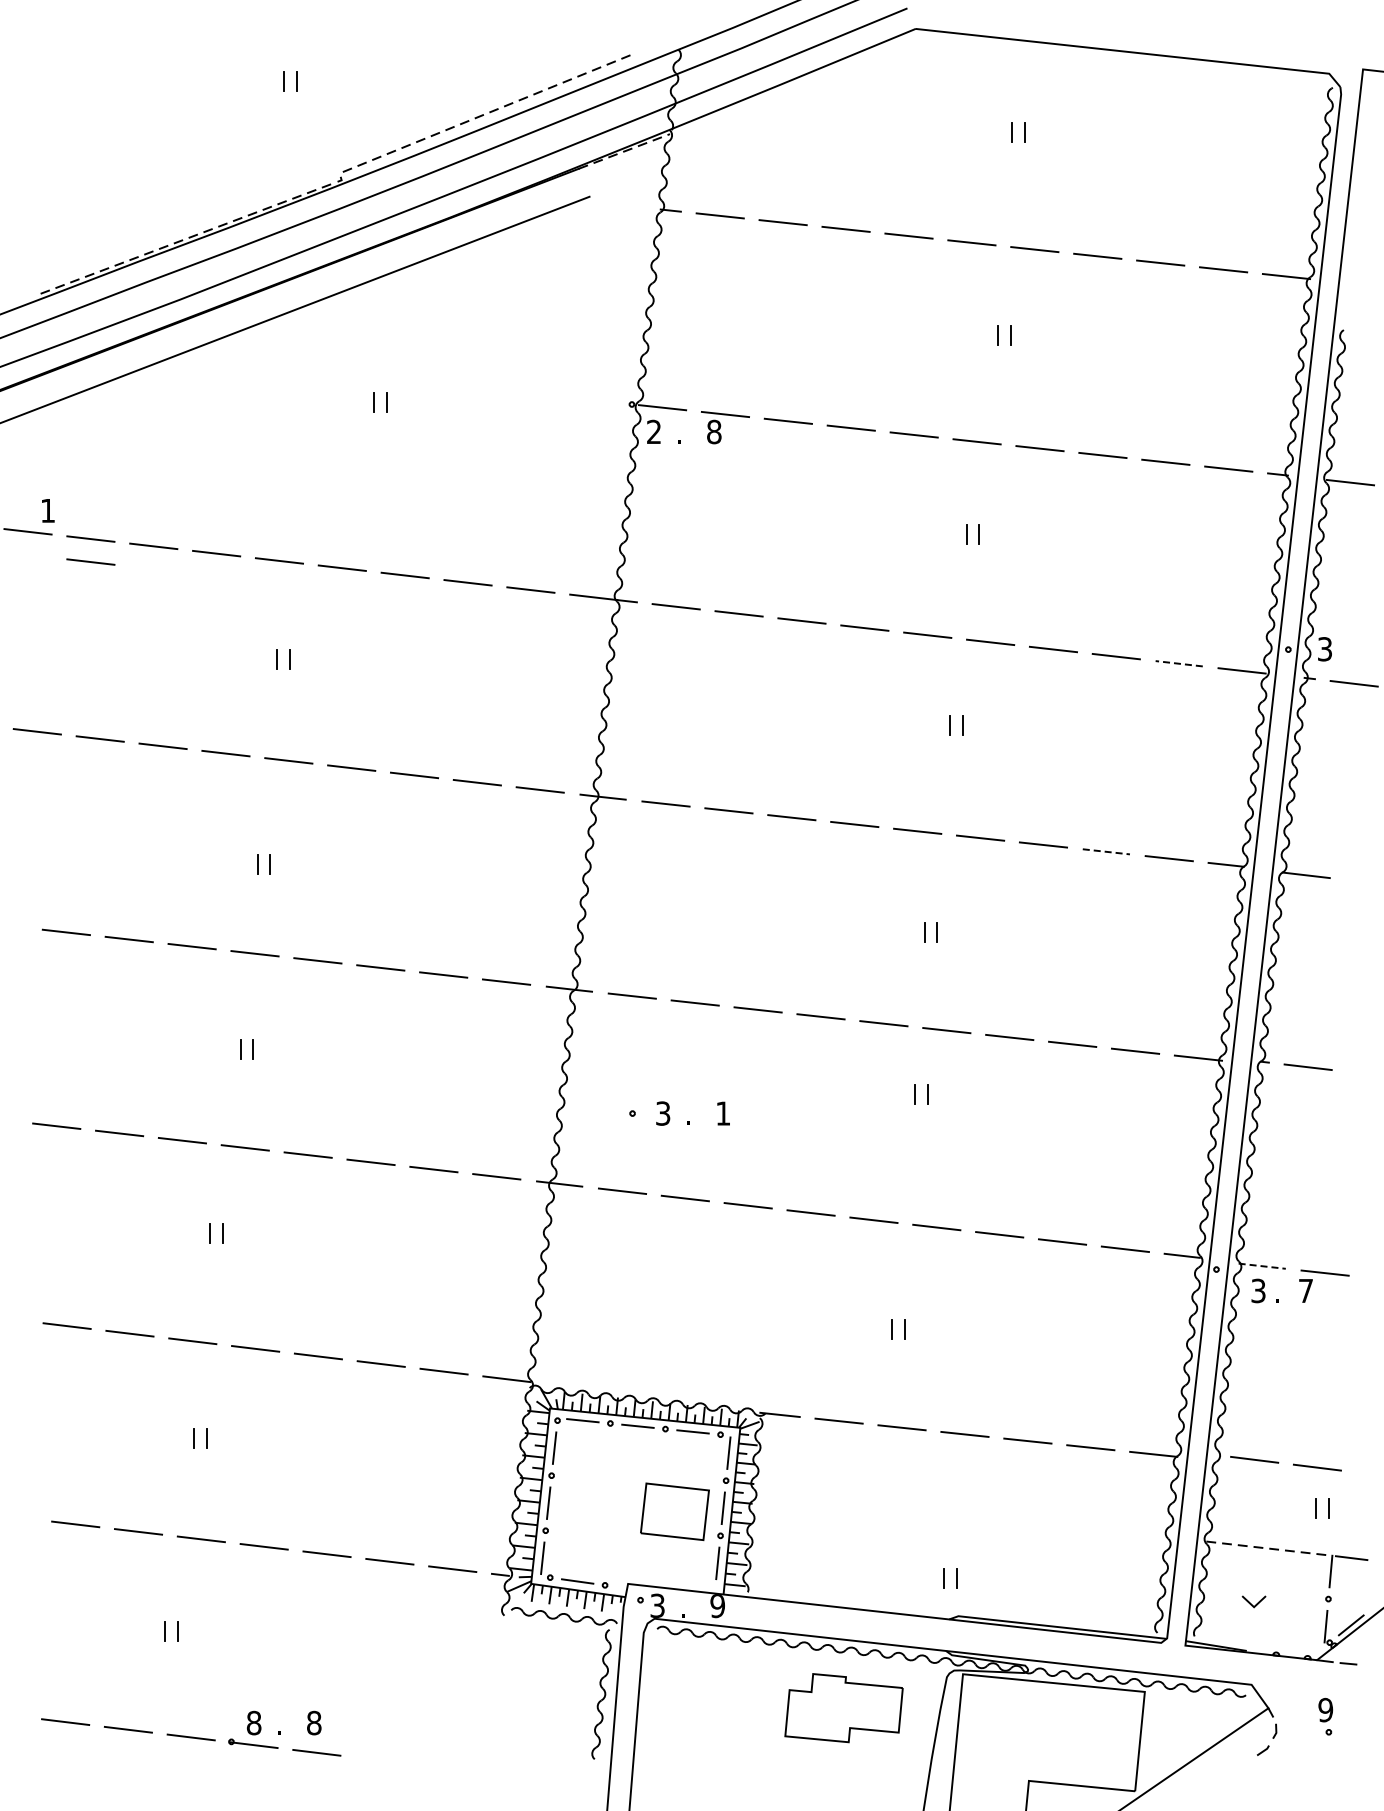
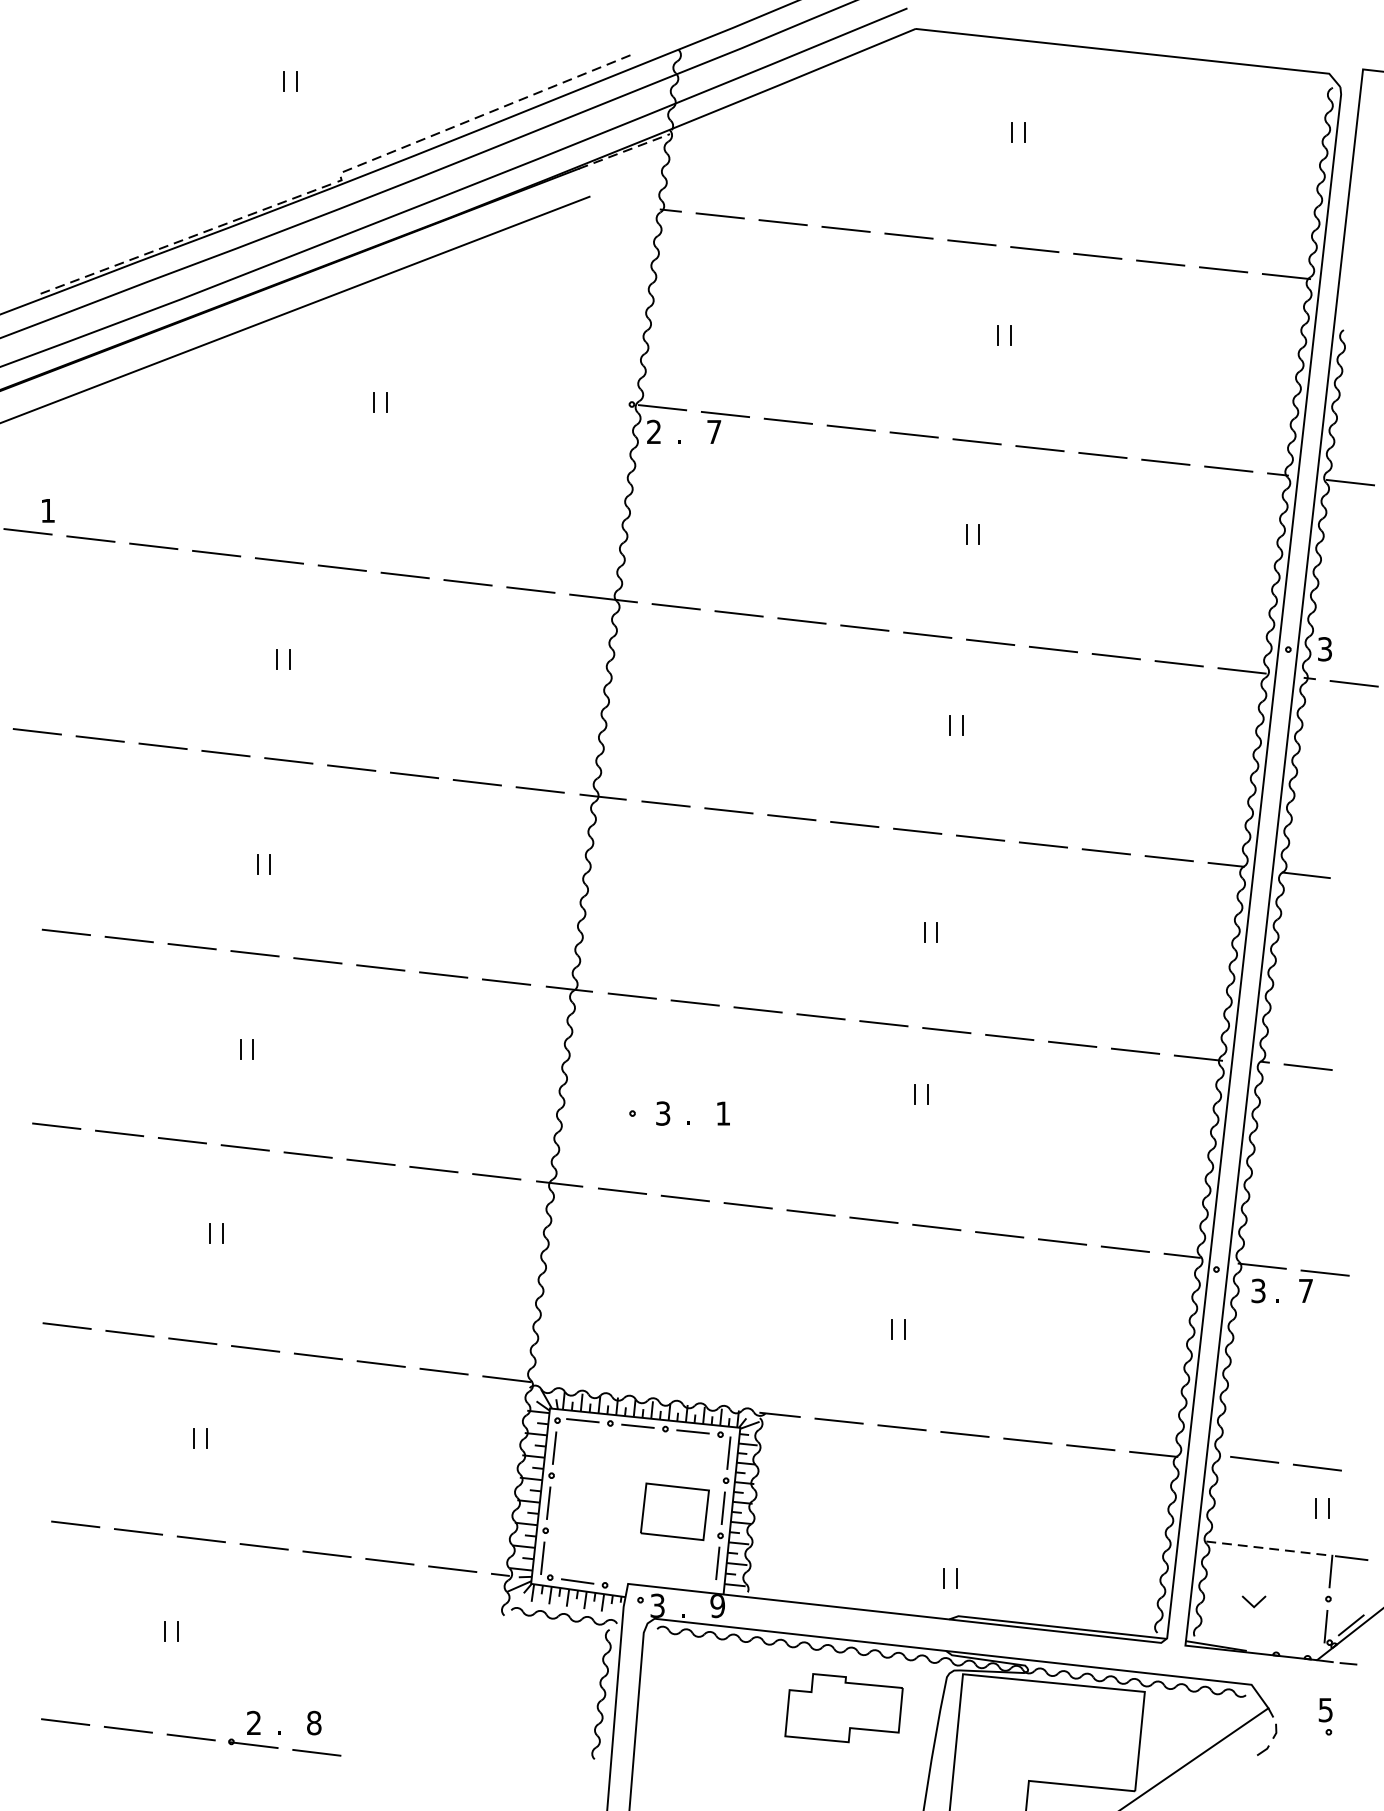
text: 8 -> 7 (714, 431)
line: present -> none (90, 561)
line: dashed -> solid (1179, 663)
line: dashed -> solid (1106, 851)
line: dashed -> solid (1262, 1266)
text: 9 -> 5 (1325, 1709)
text: 8 -> 2 (253, 1722)
